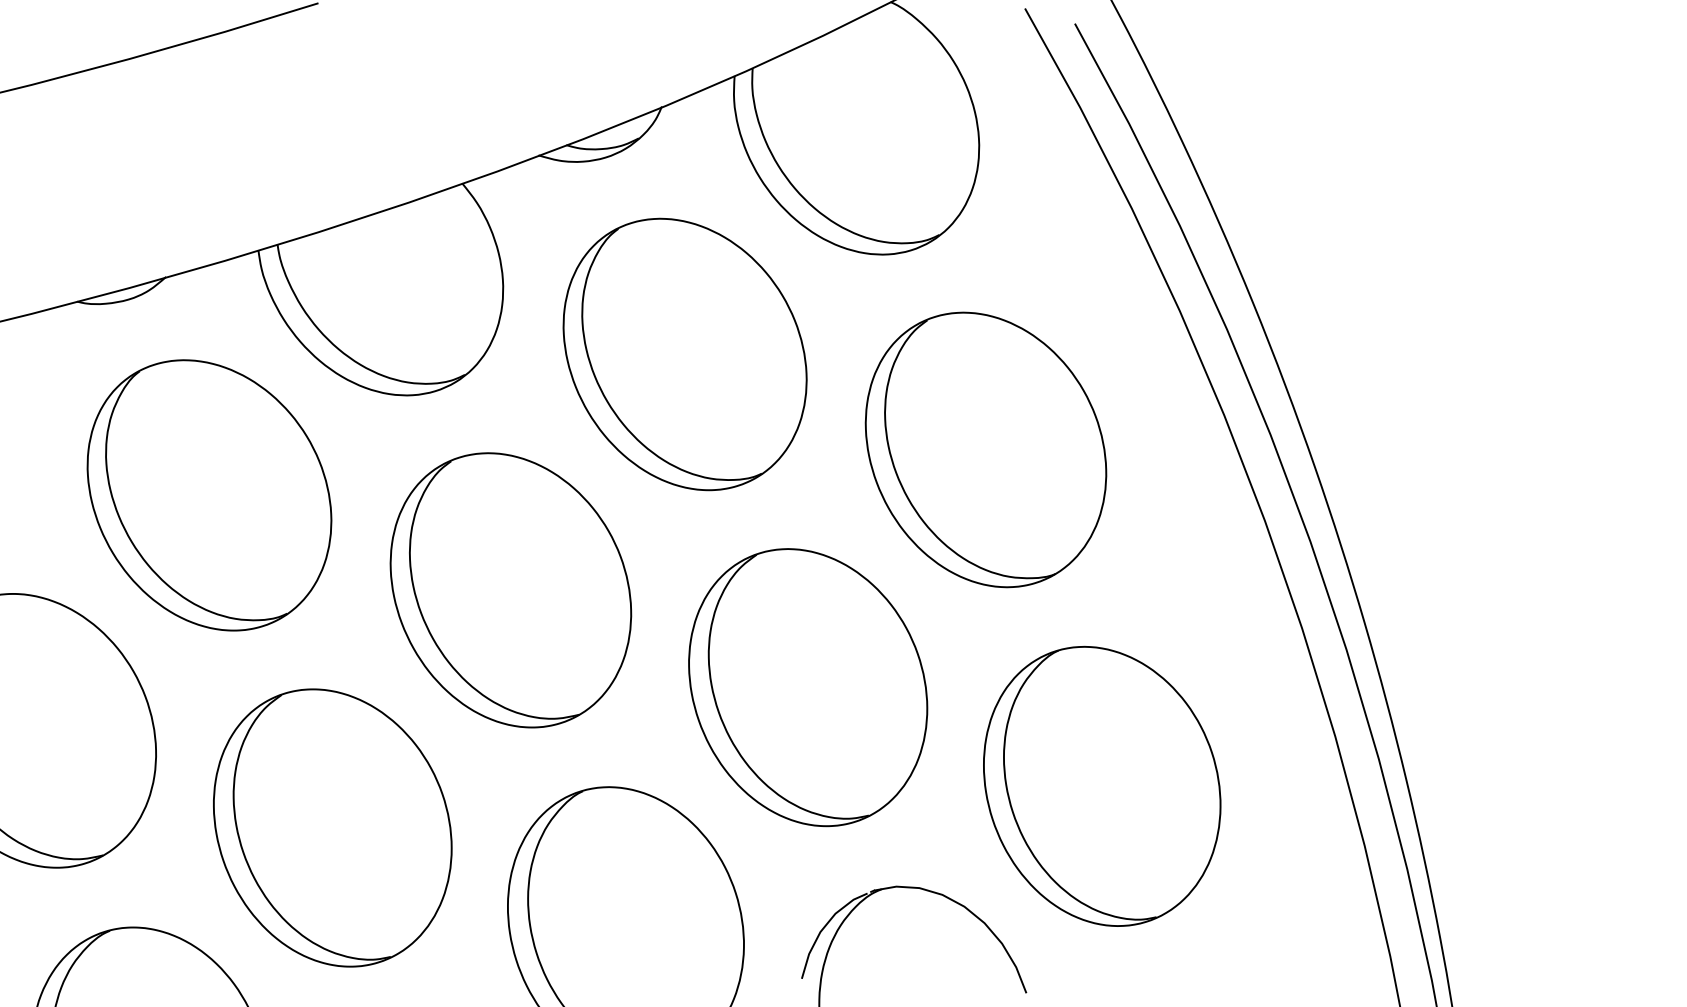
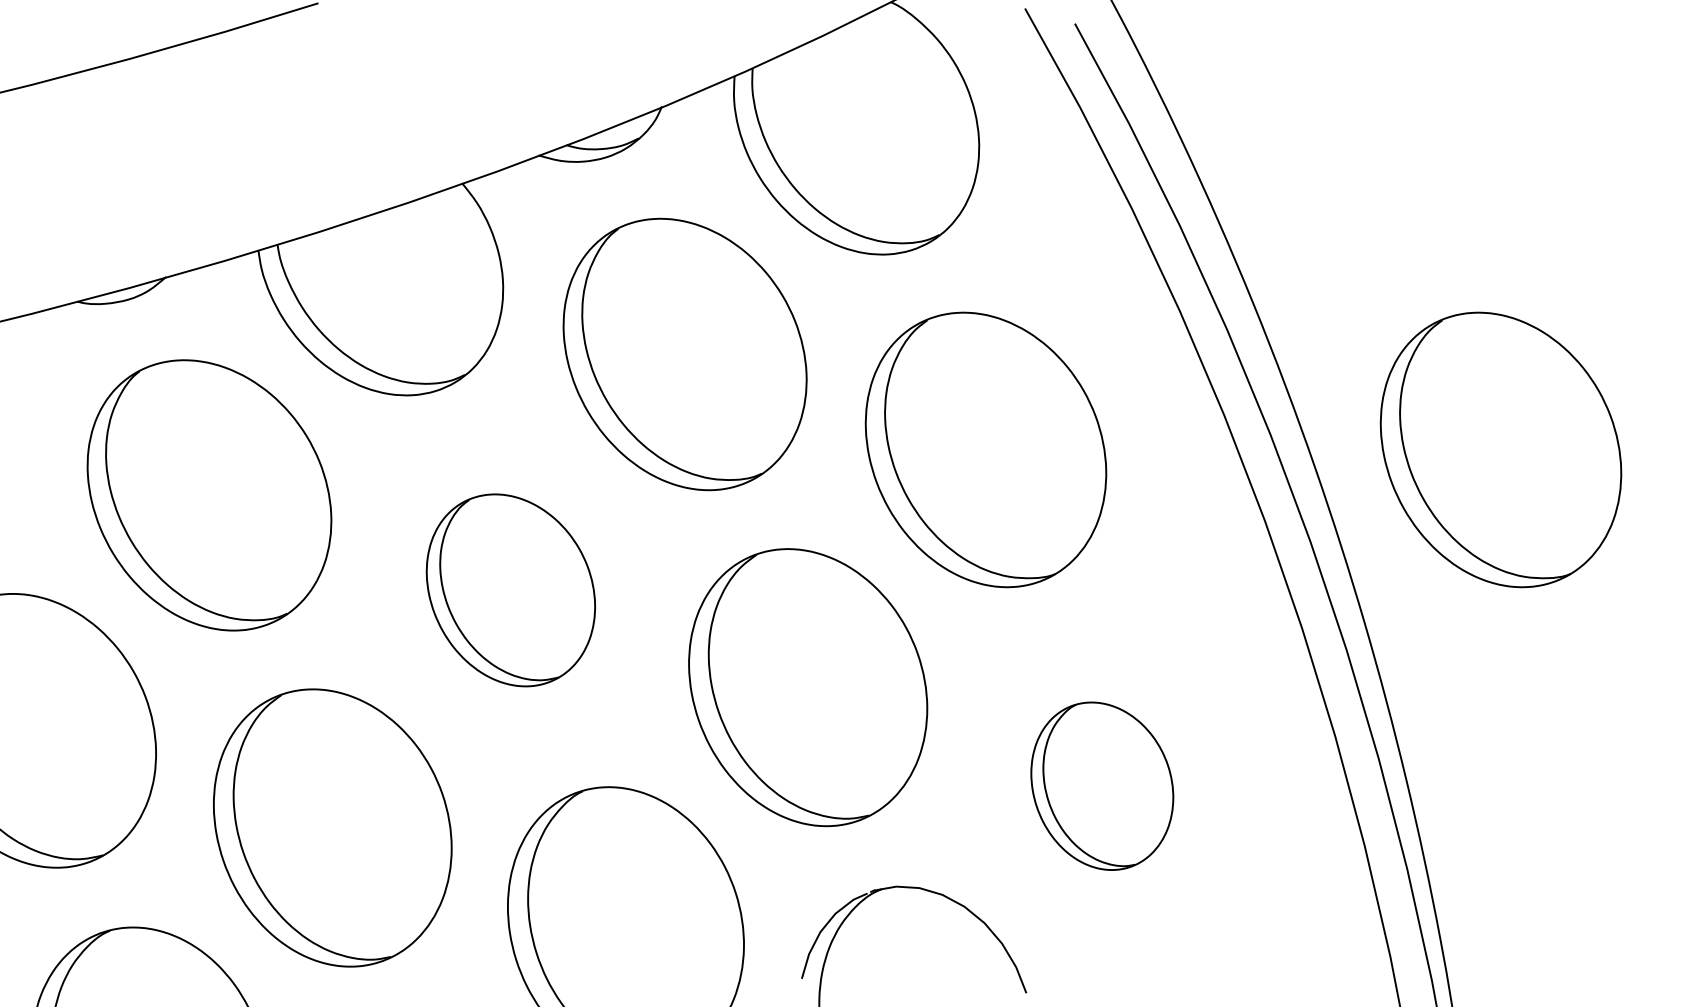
part: none -> present (1500, 449)
part size: 244x277 px -> 171x195 px (510, 590)
part size: 239x282 px -> 145x170 px (1102, 785)
